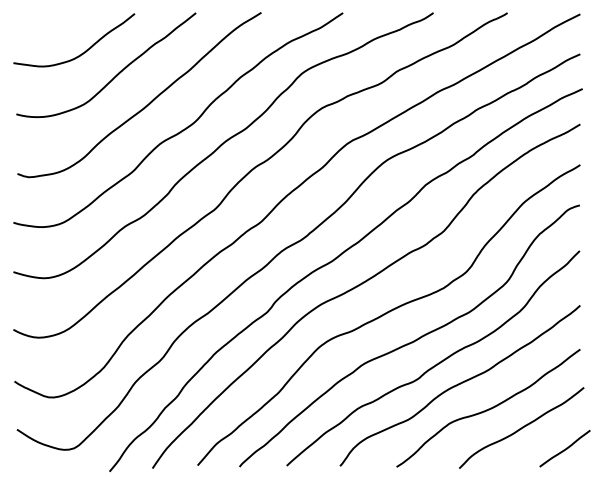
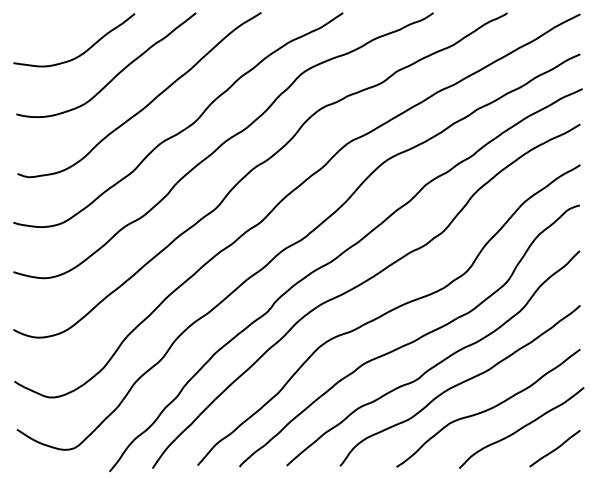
curve position: (565, 448) -> (555, 448) (555, 448)
